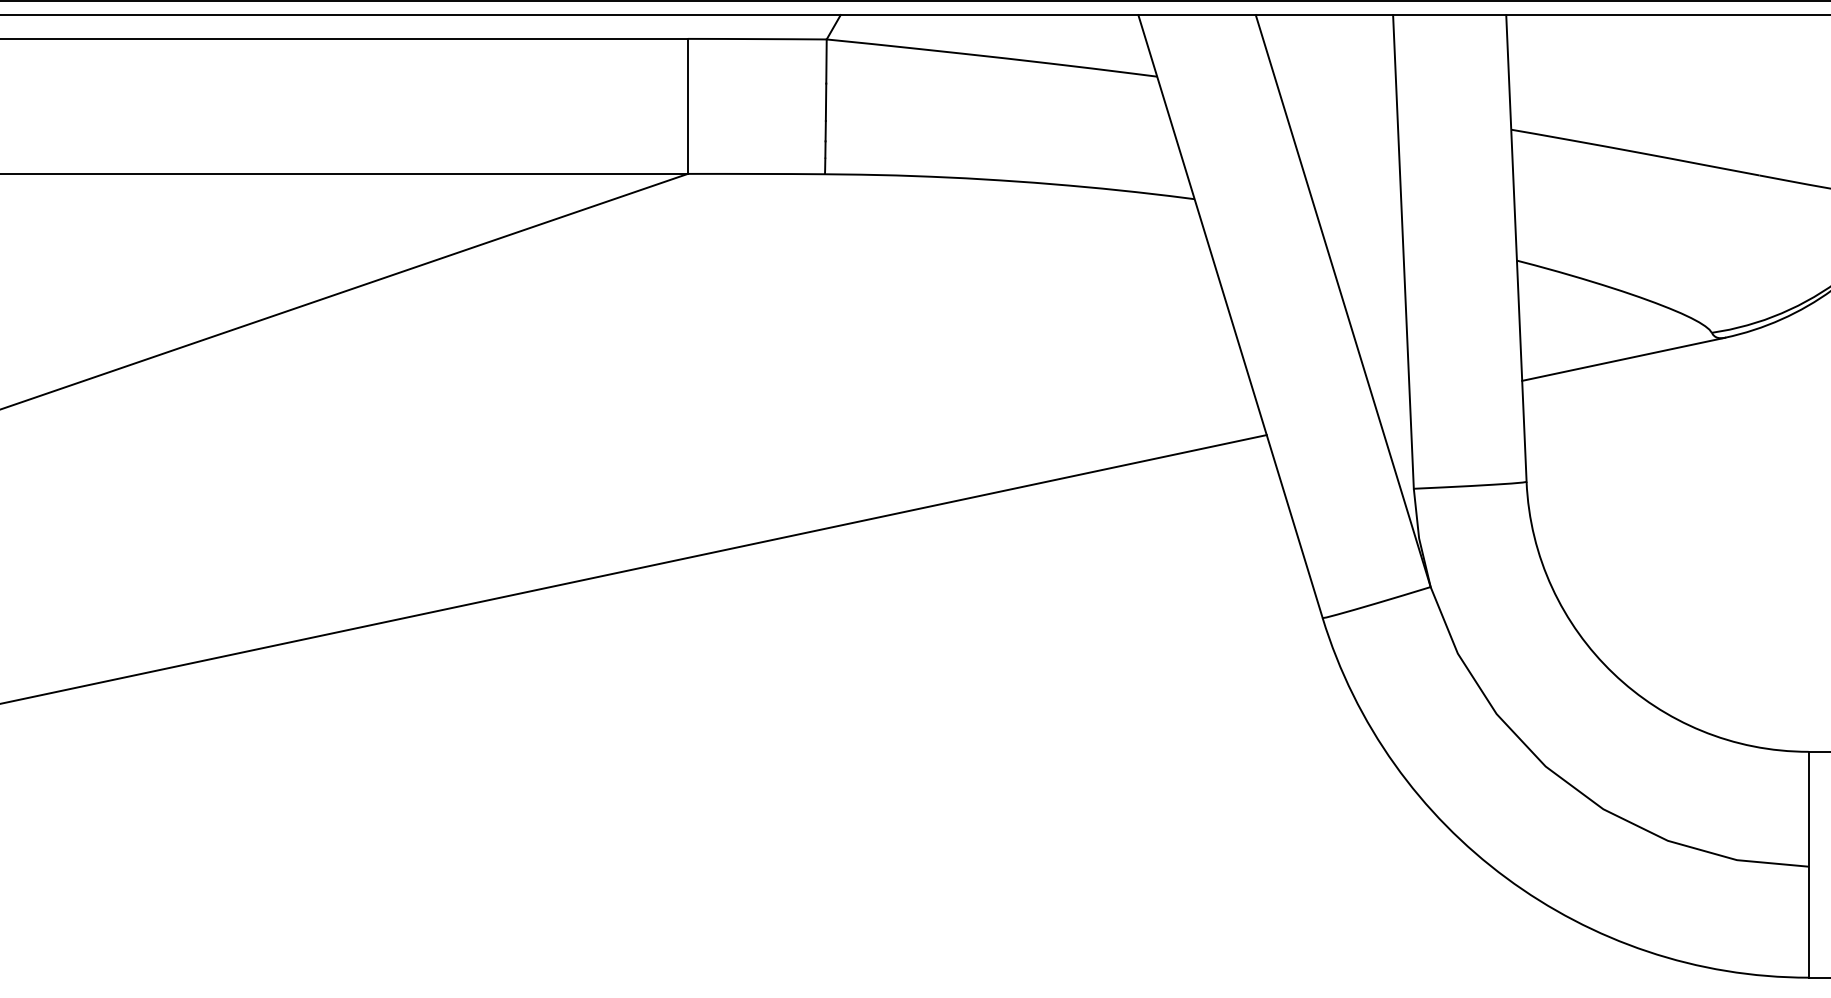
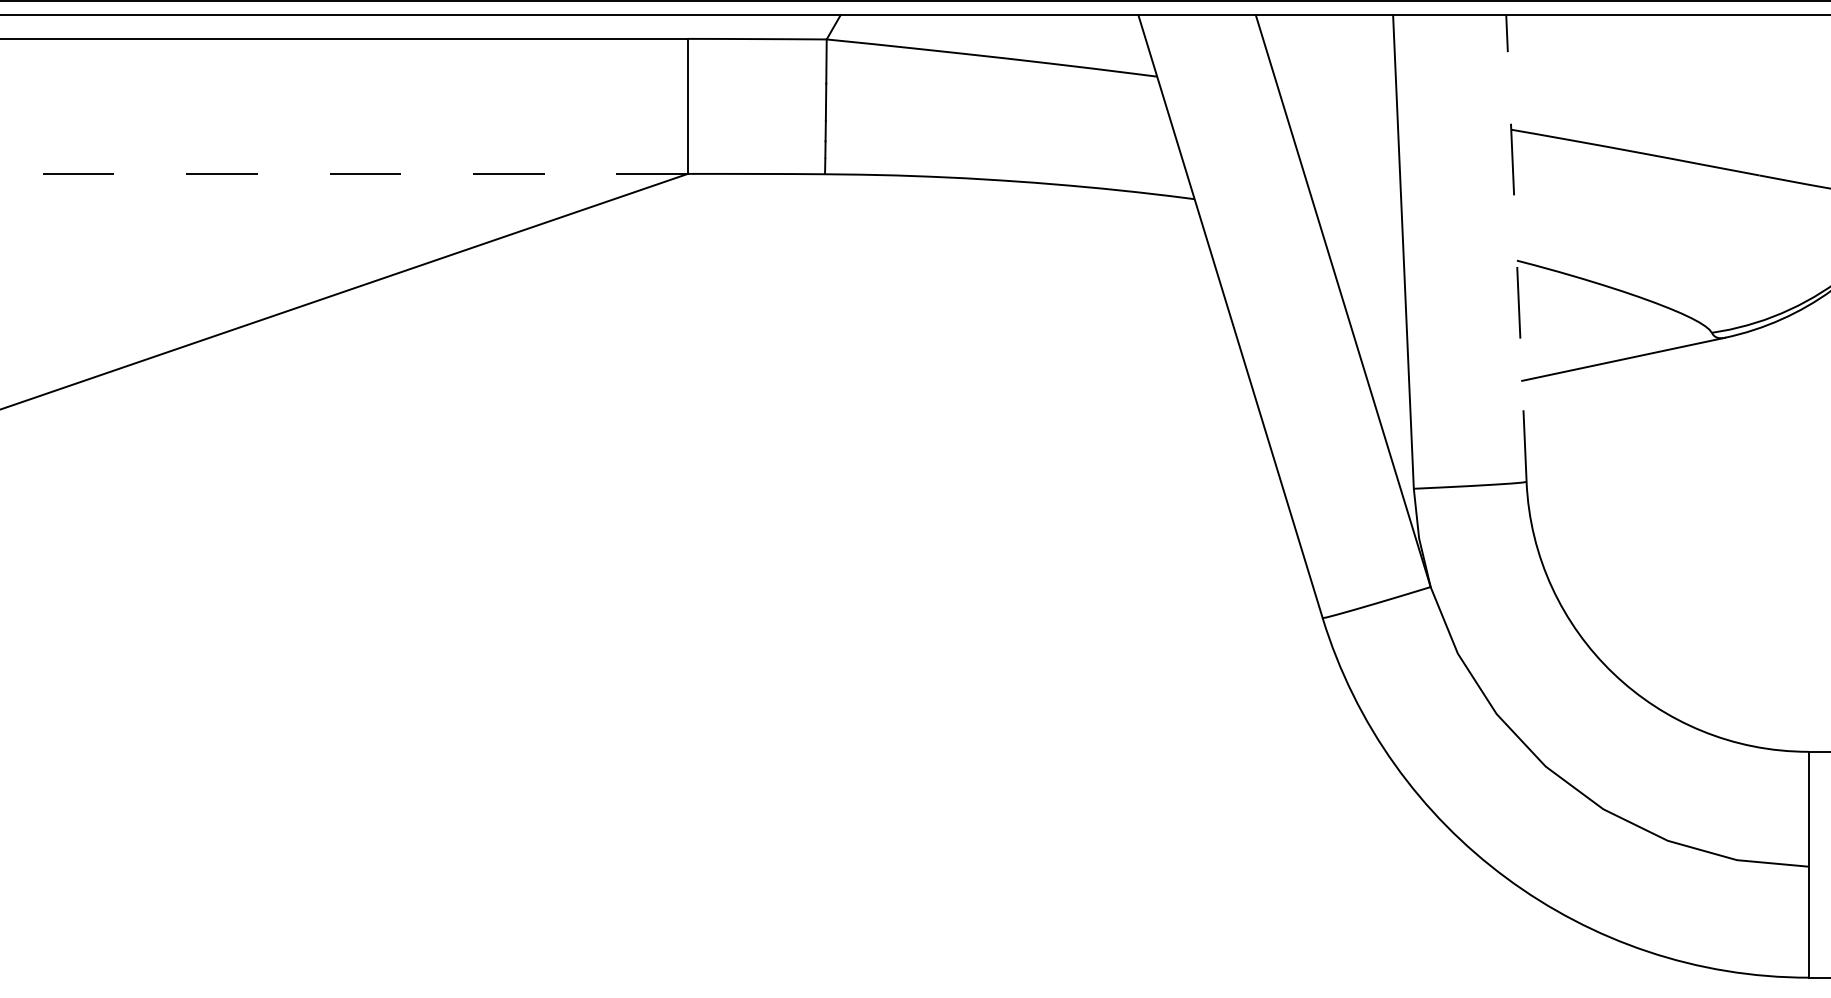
line: solid -> dashed (344, 173)
line: solid -> dashed (1516, 248)
line: present -> none (634, 569)
